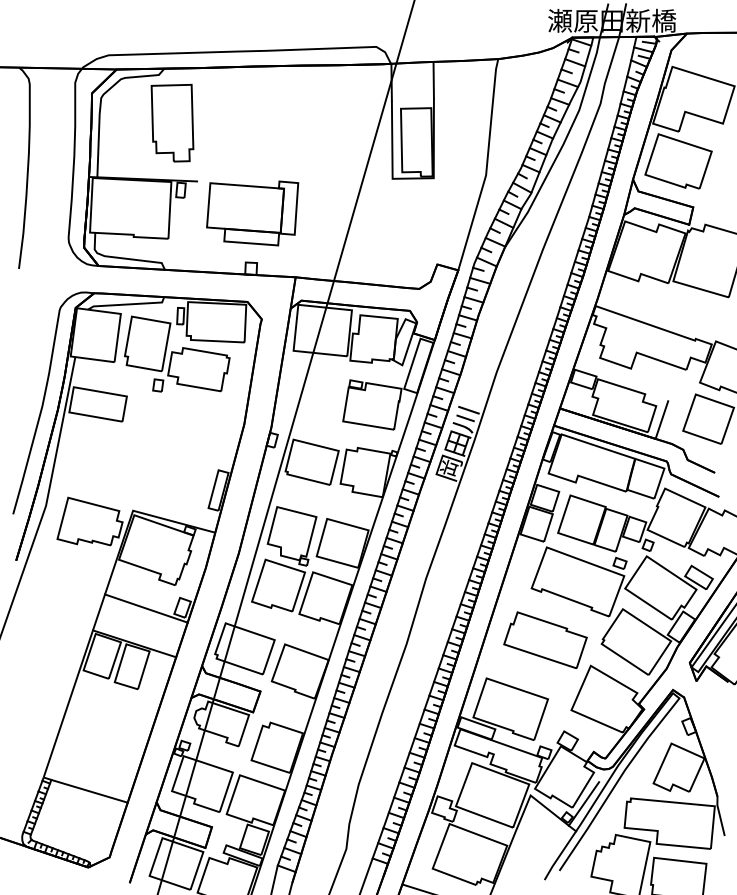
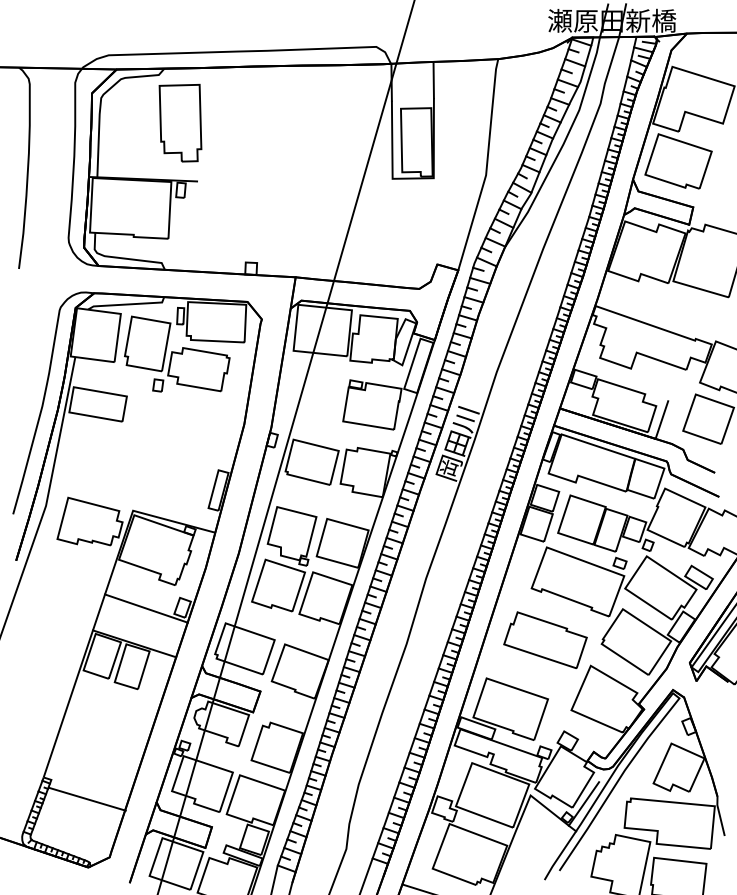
part position: (172, 122) -> (180, 122) (180, 122)
part: present -> none (252, 213)
line position: (89, 790) -> (87, 798) (87, 798)
